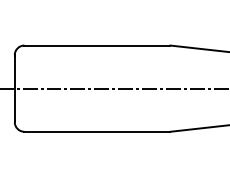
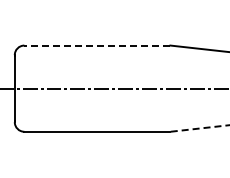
line: solid -> dashed (96, 45)
line: solid -> dashed (200, 128)
